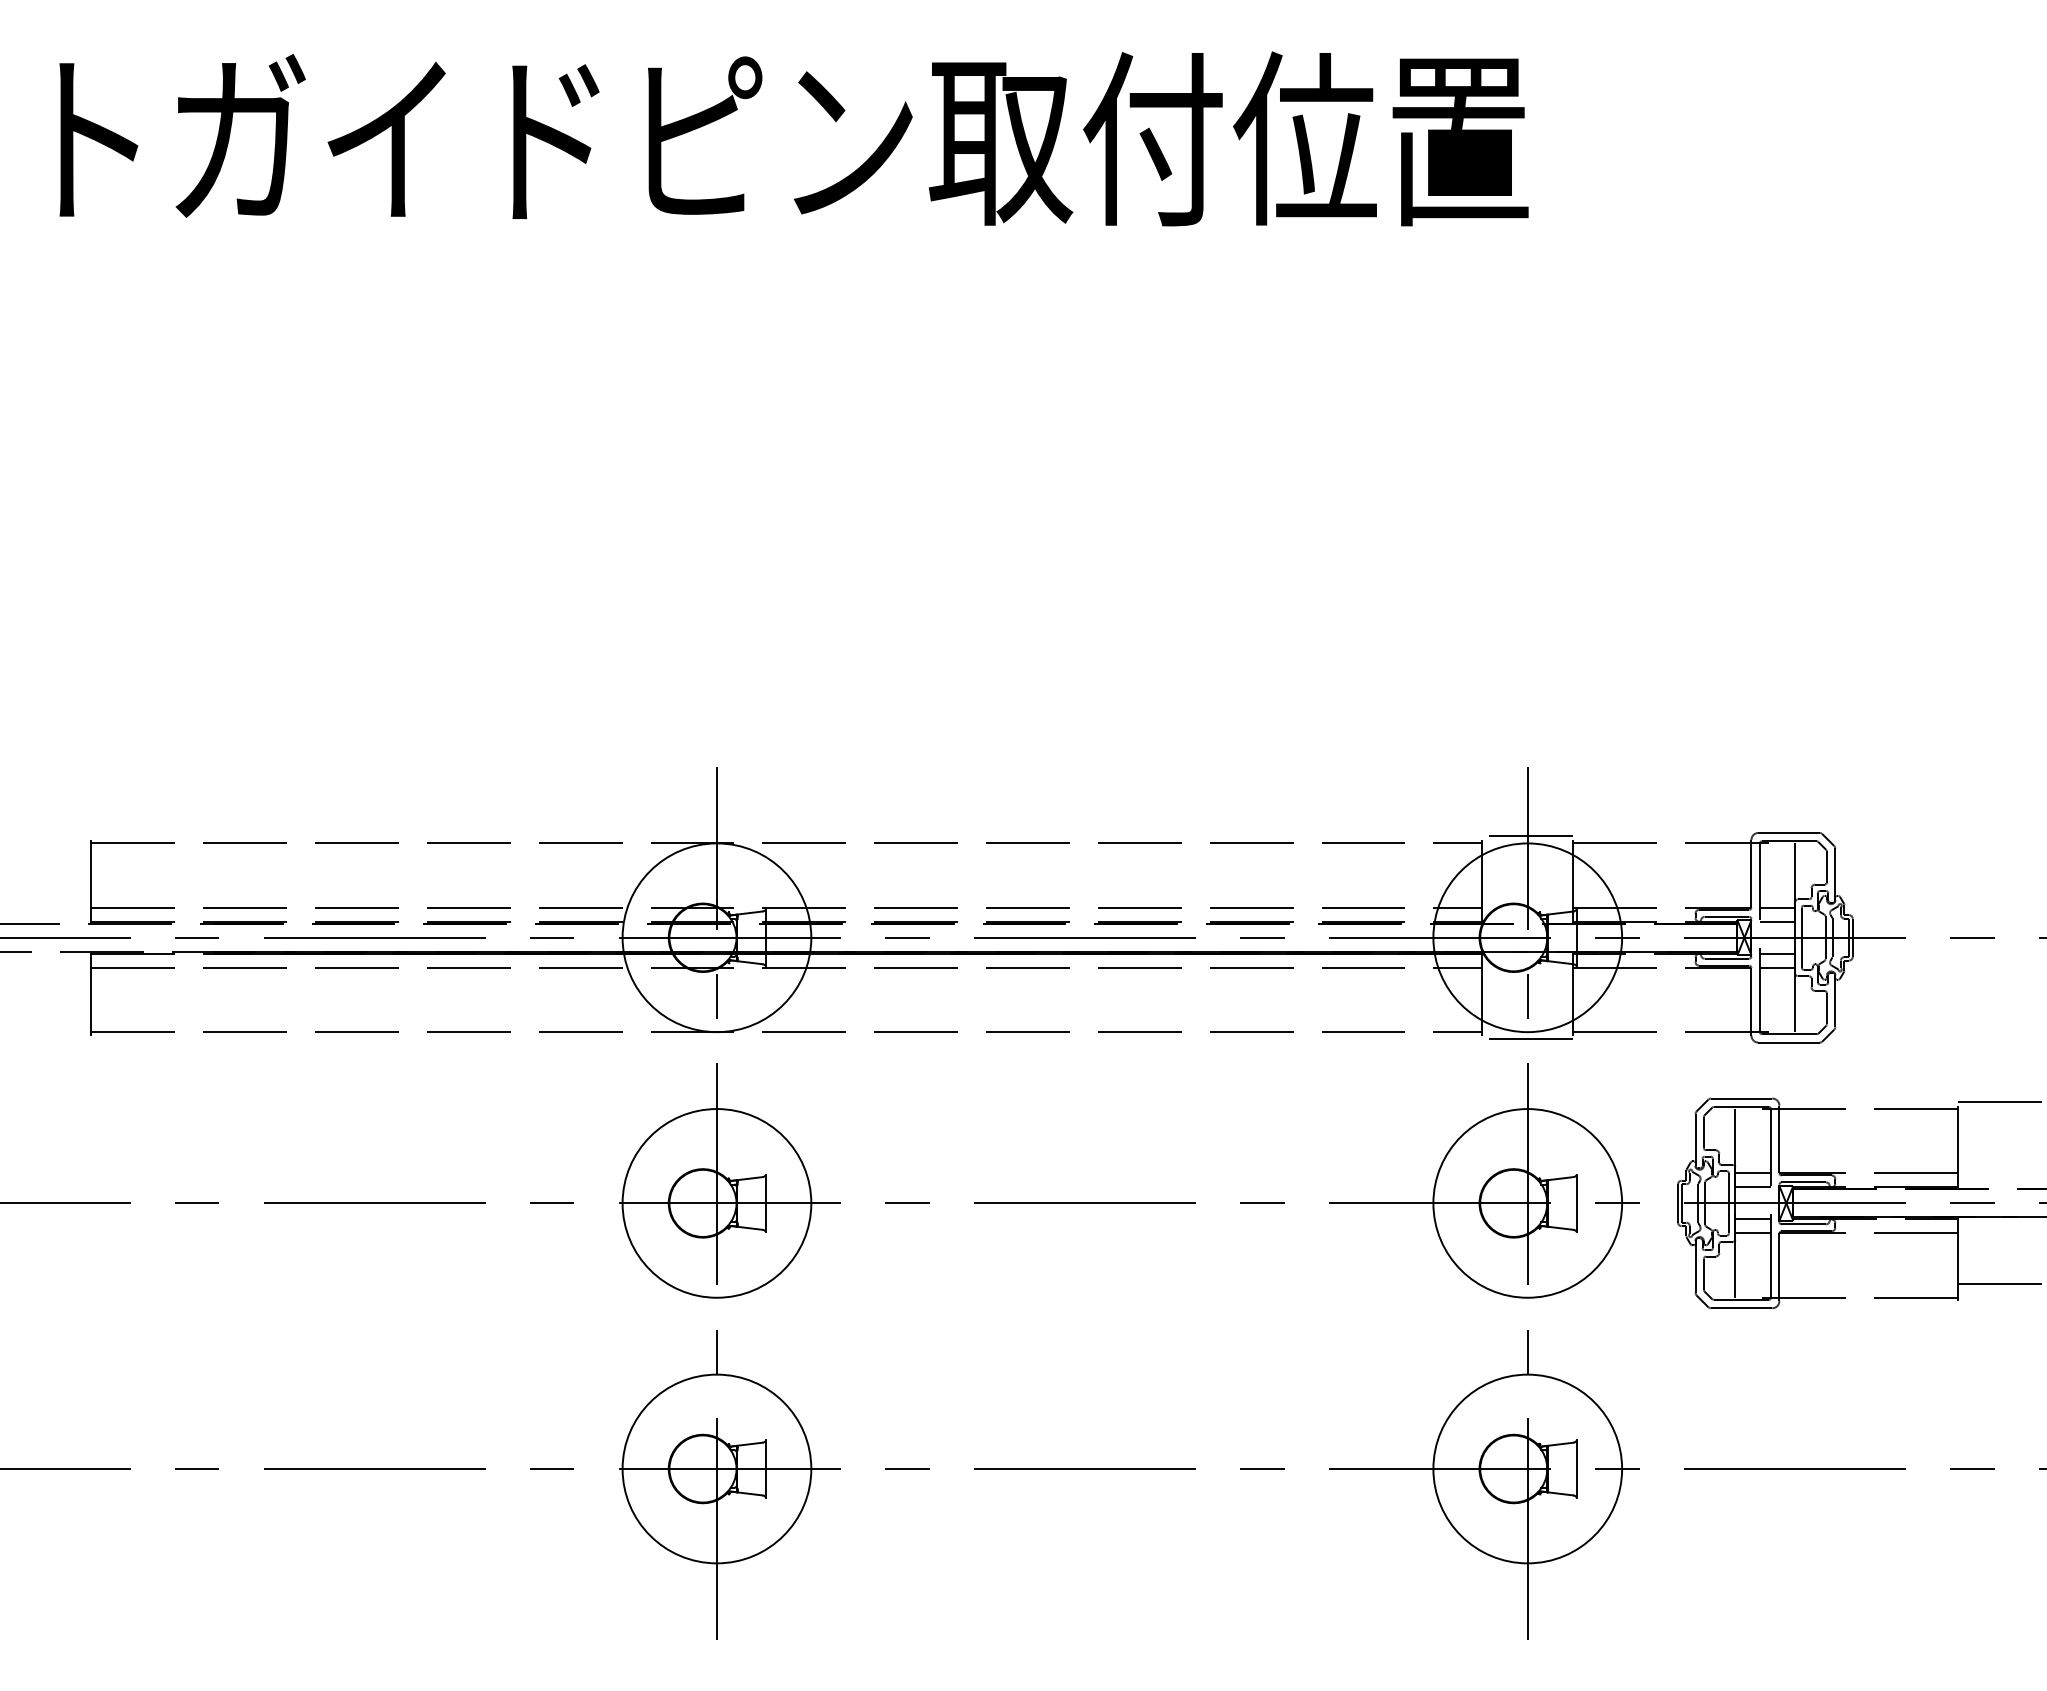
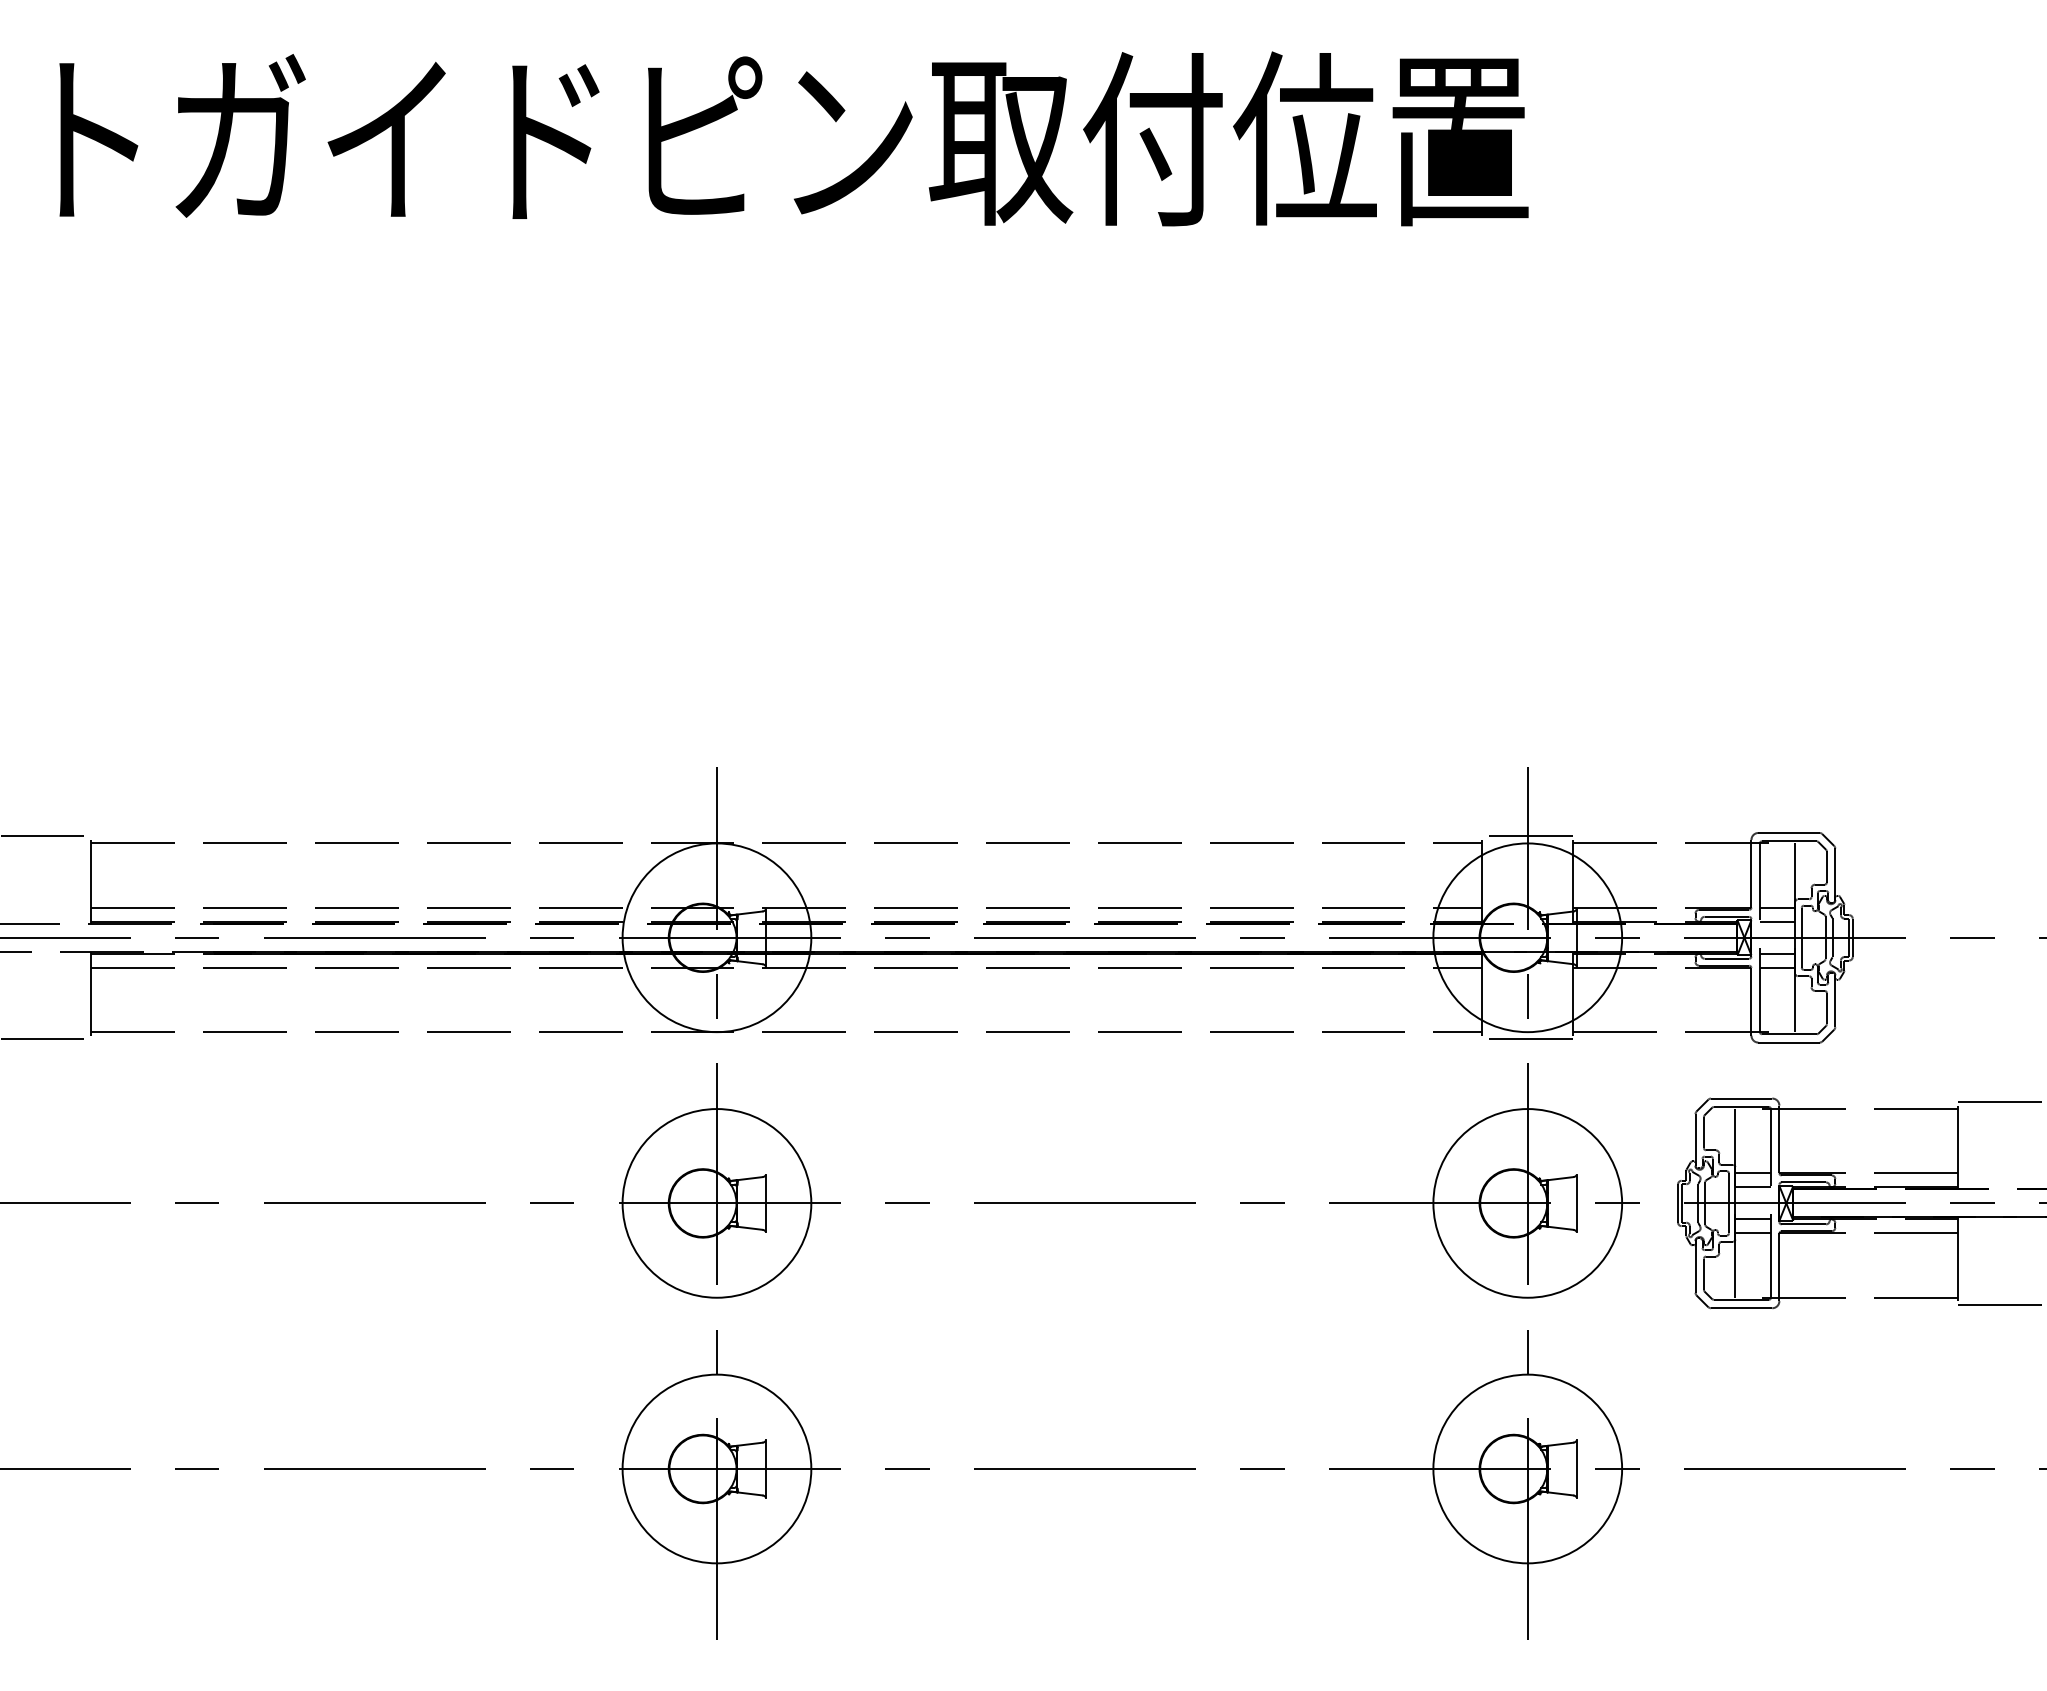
line: none -> present (46, 836)
line: none -> present (46, 1039)
line position: (2000, 1283) -> (2000, 1304) (2000, 1304)
